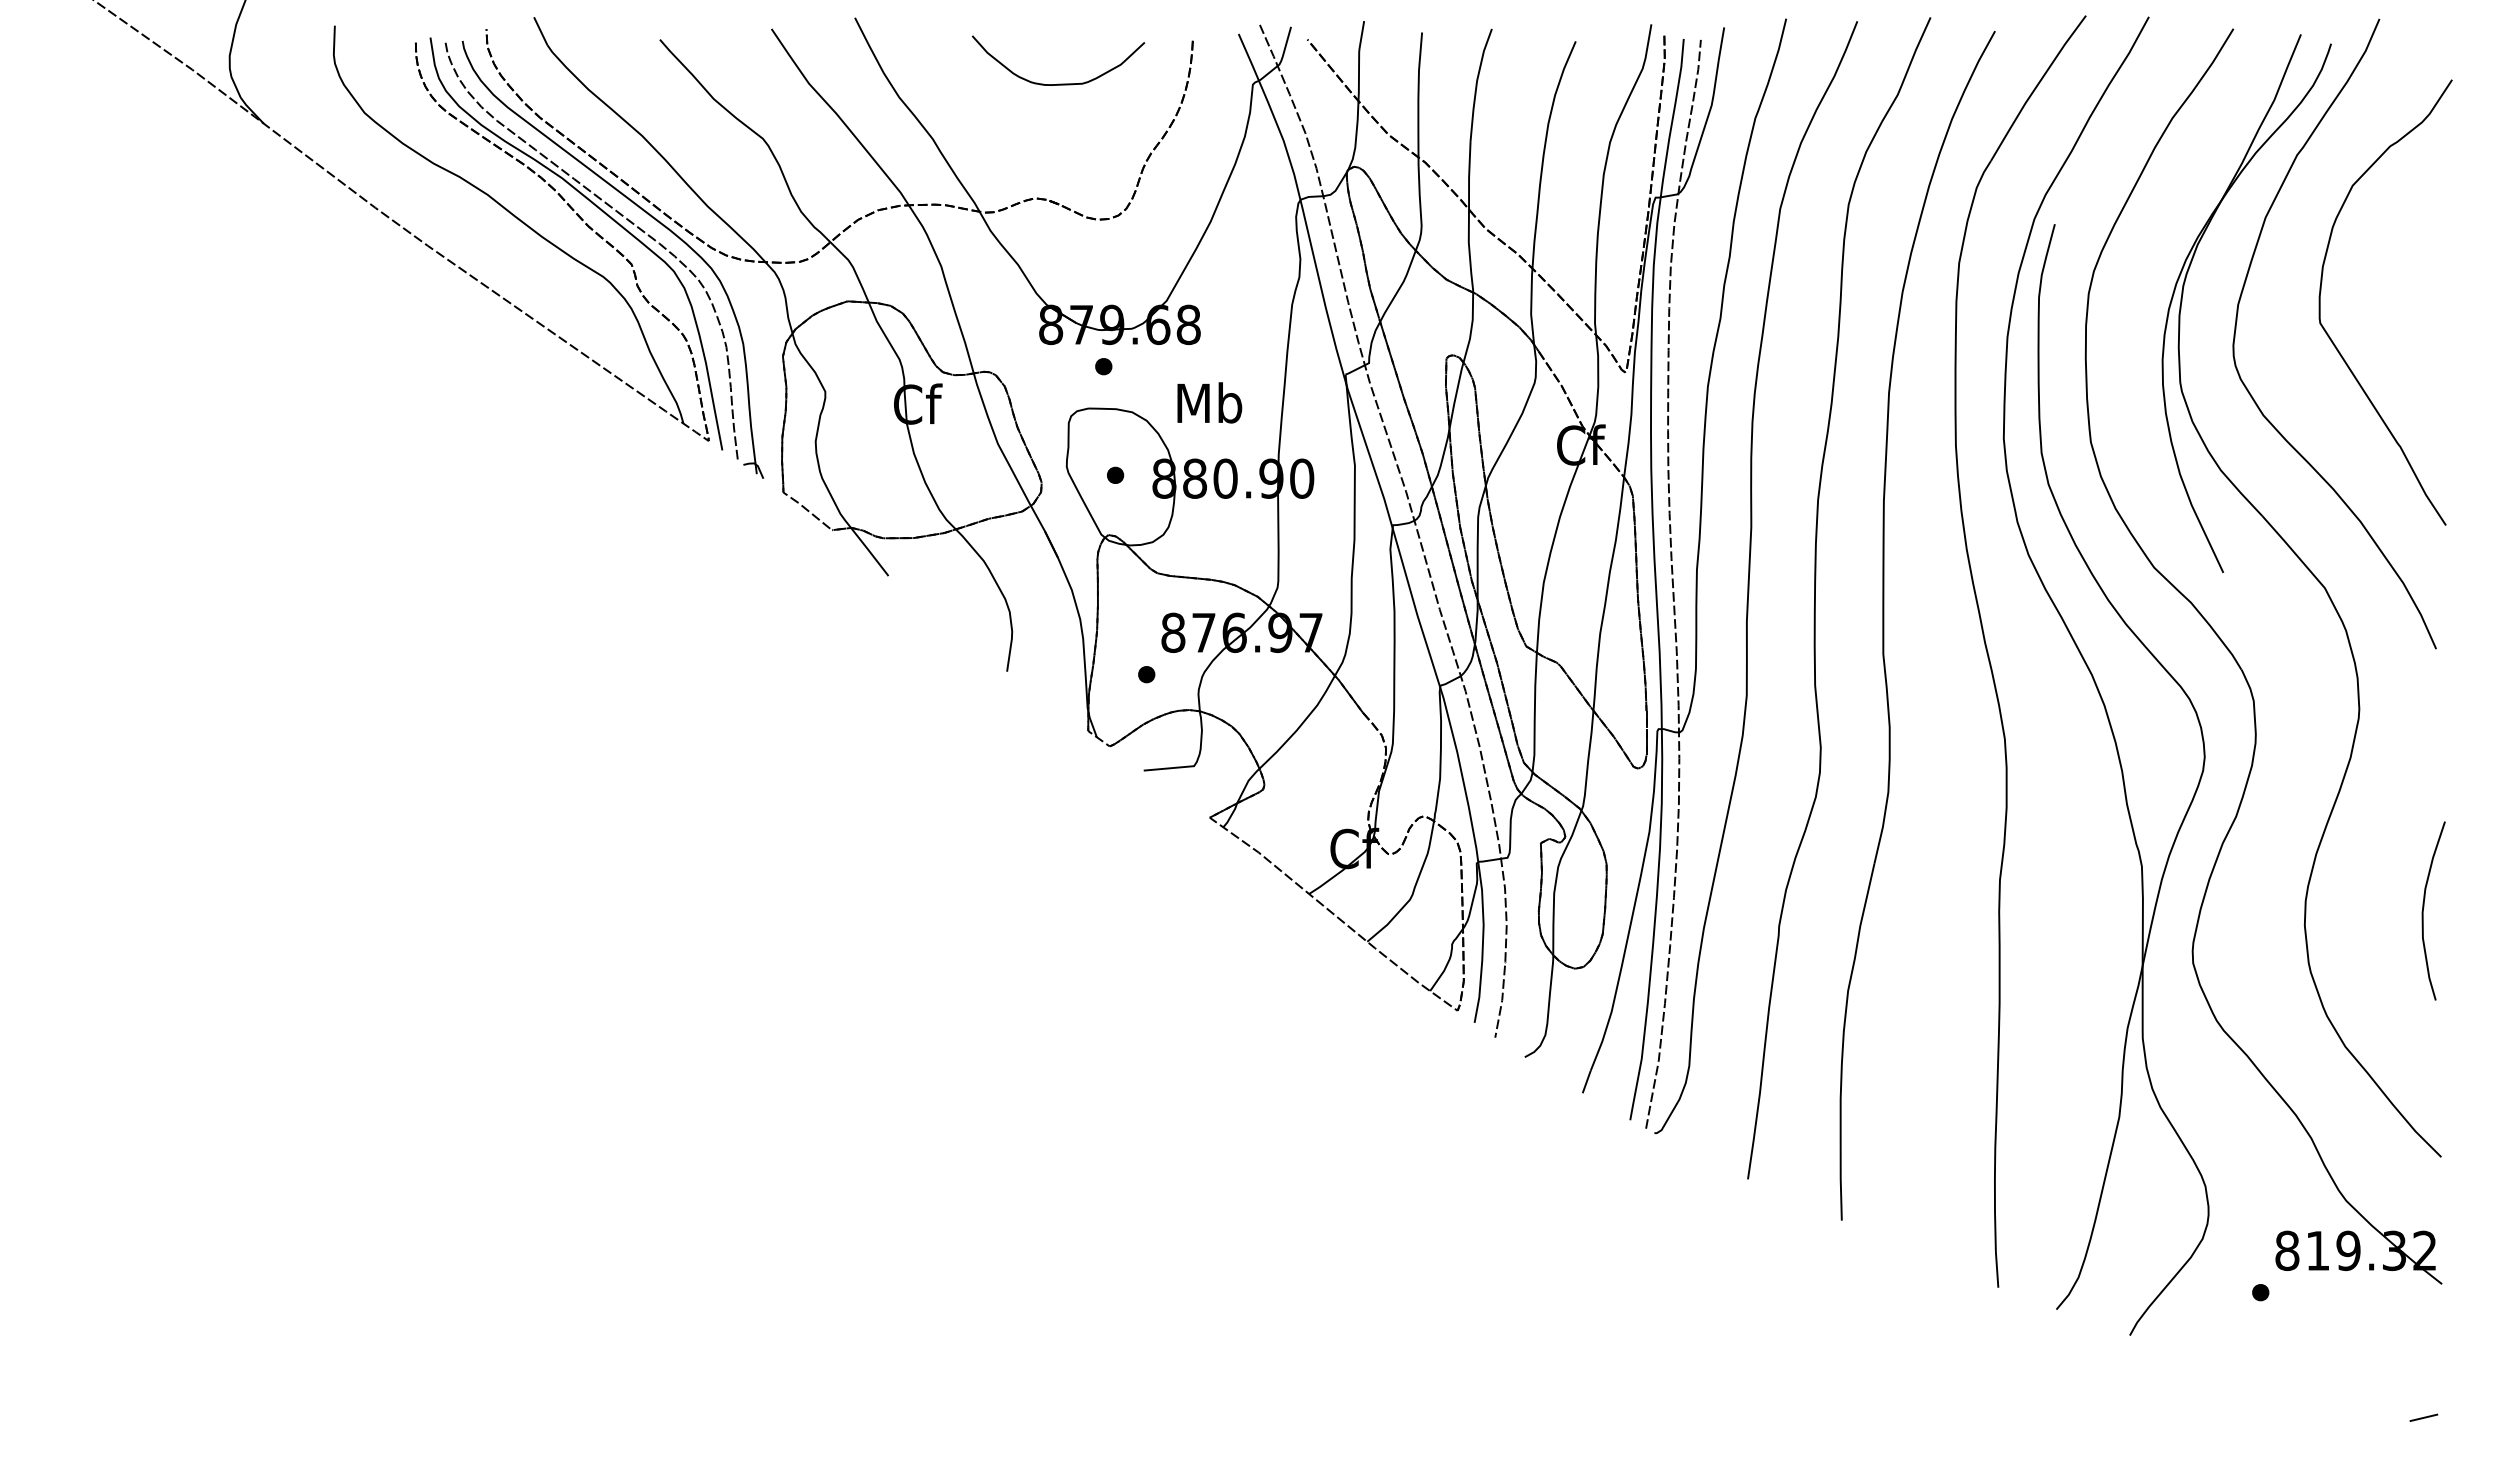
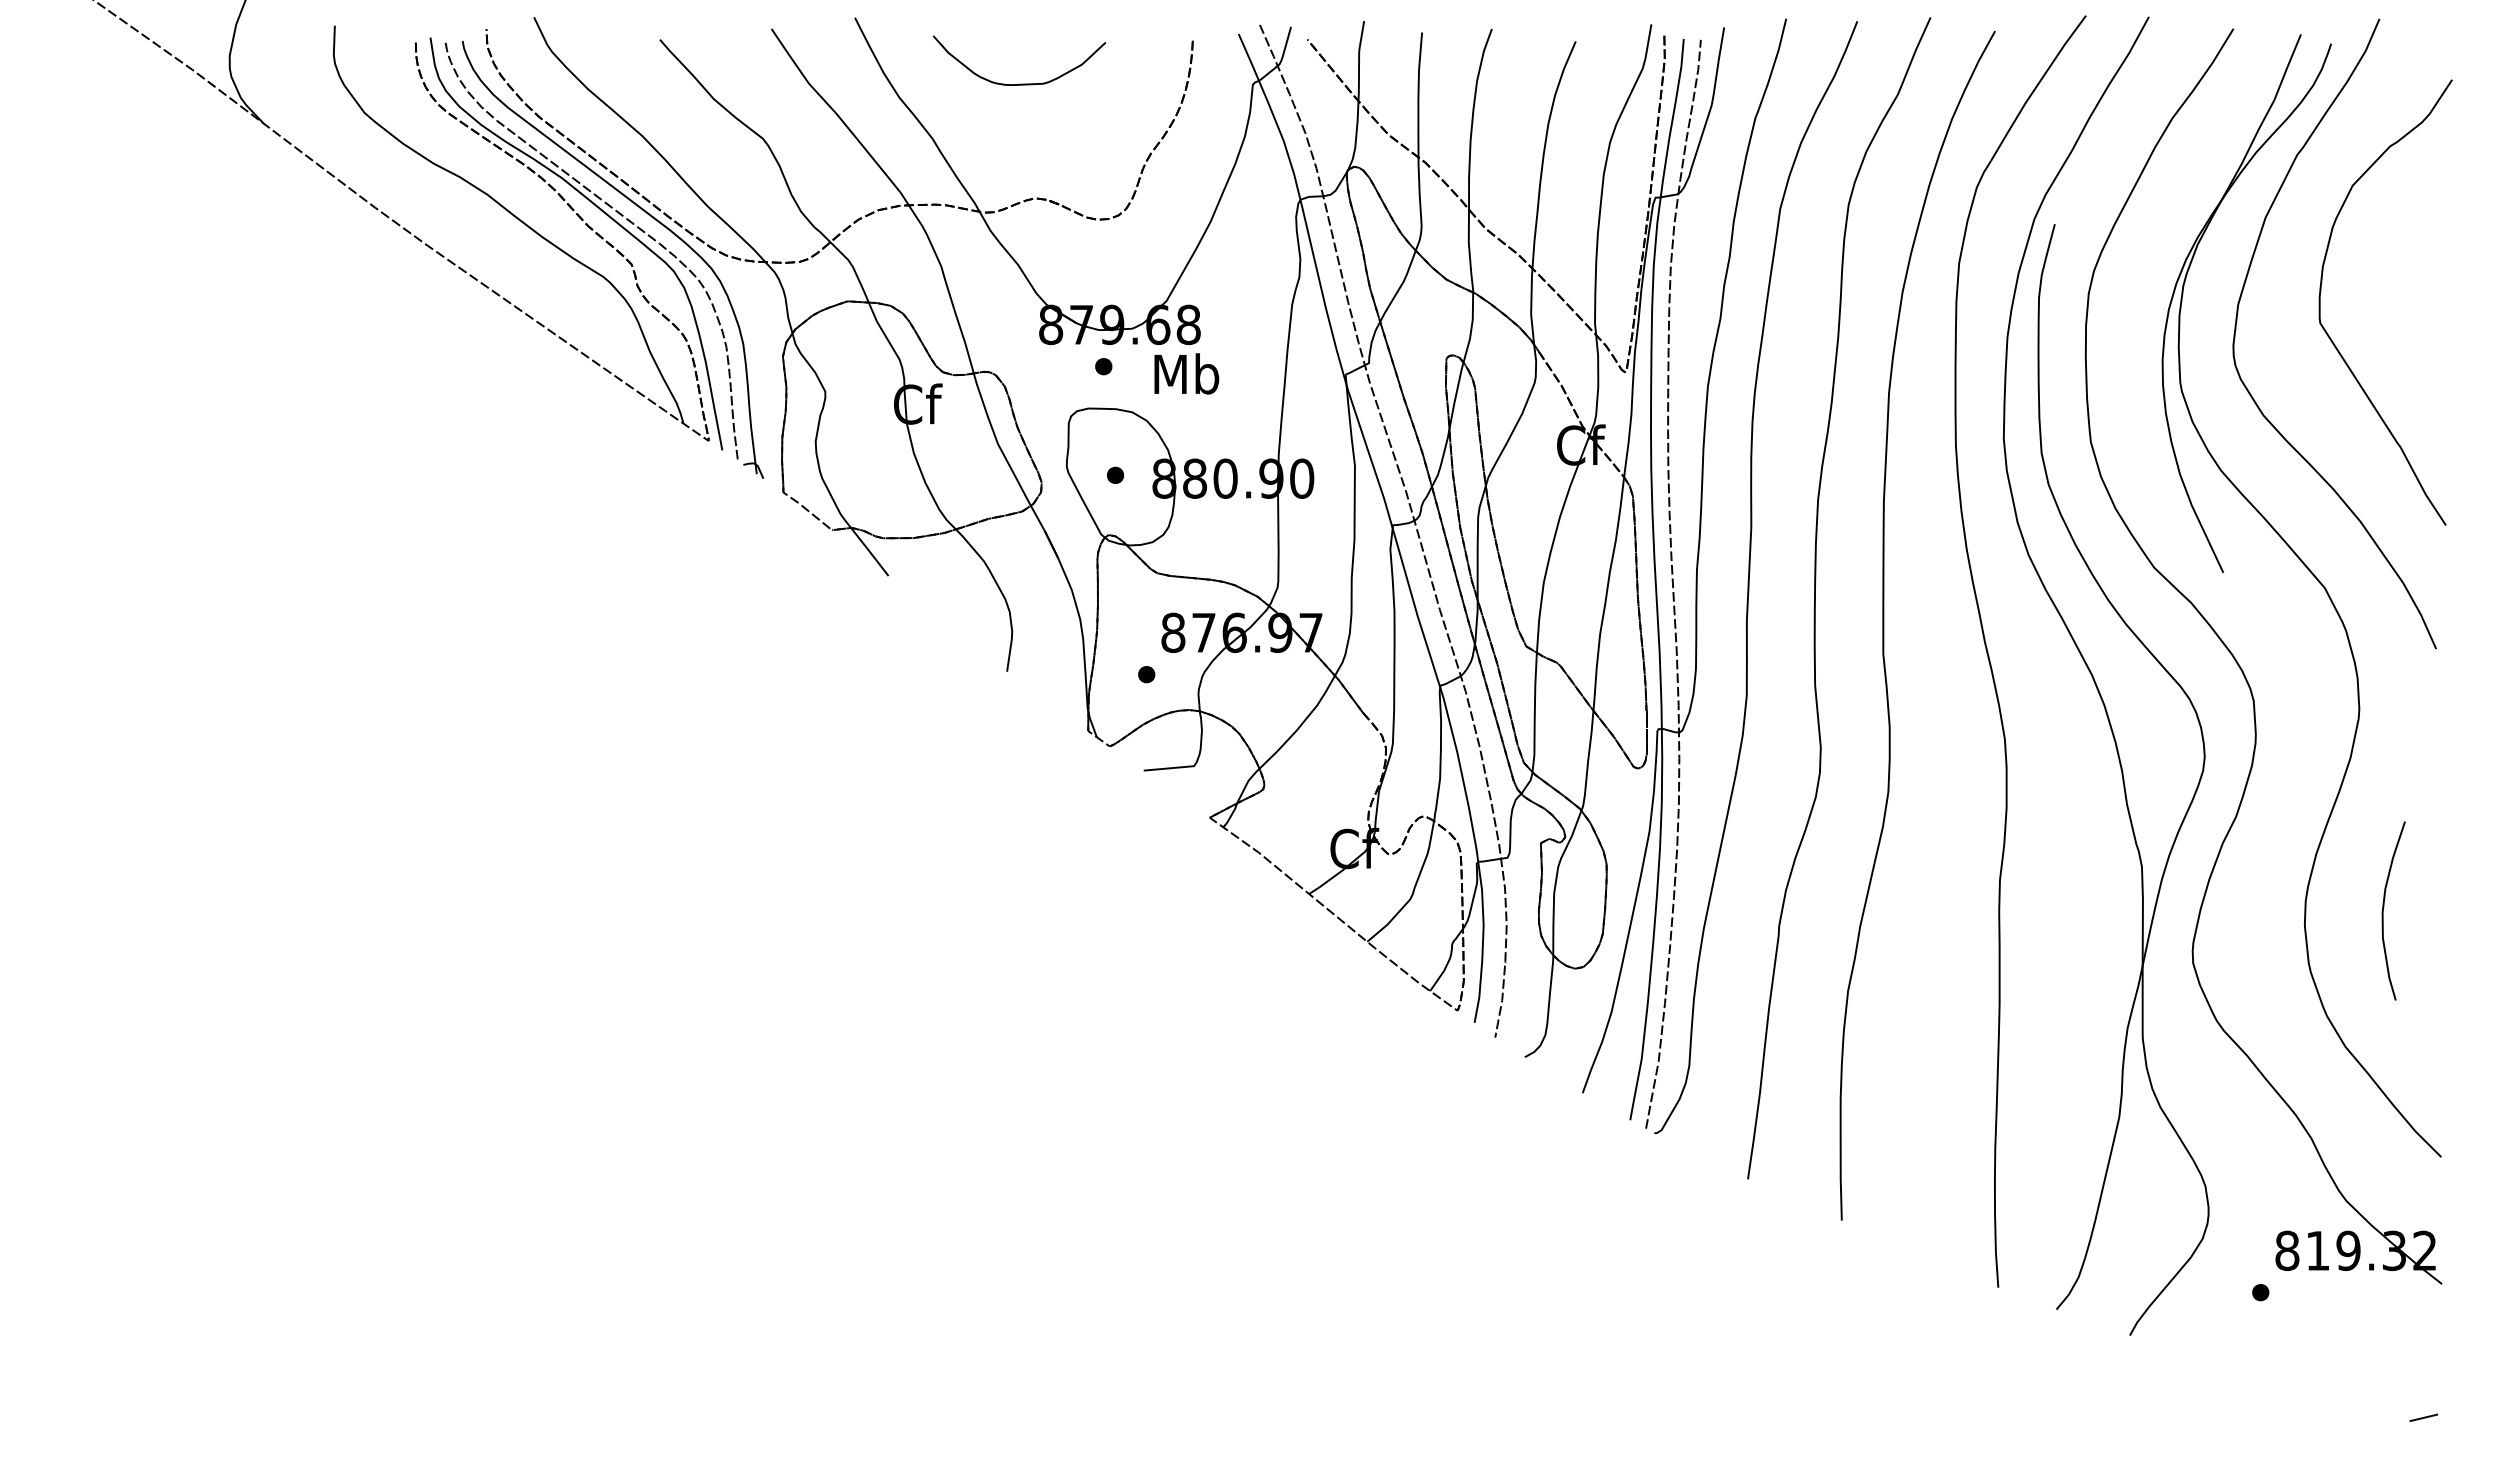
curve position: (1058, 83) -> (1019, 83) (1019, 83)
text position: (1209, 402) -> (1186, 373) (1186, 373)
curve position: (2424, 907) -> (2384, 907) (2384, 907)
